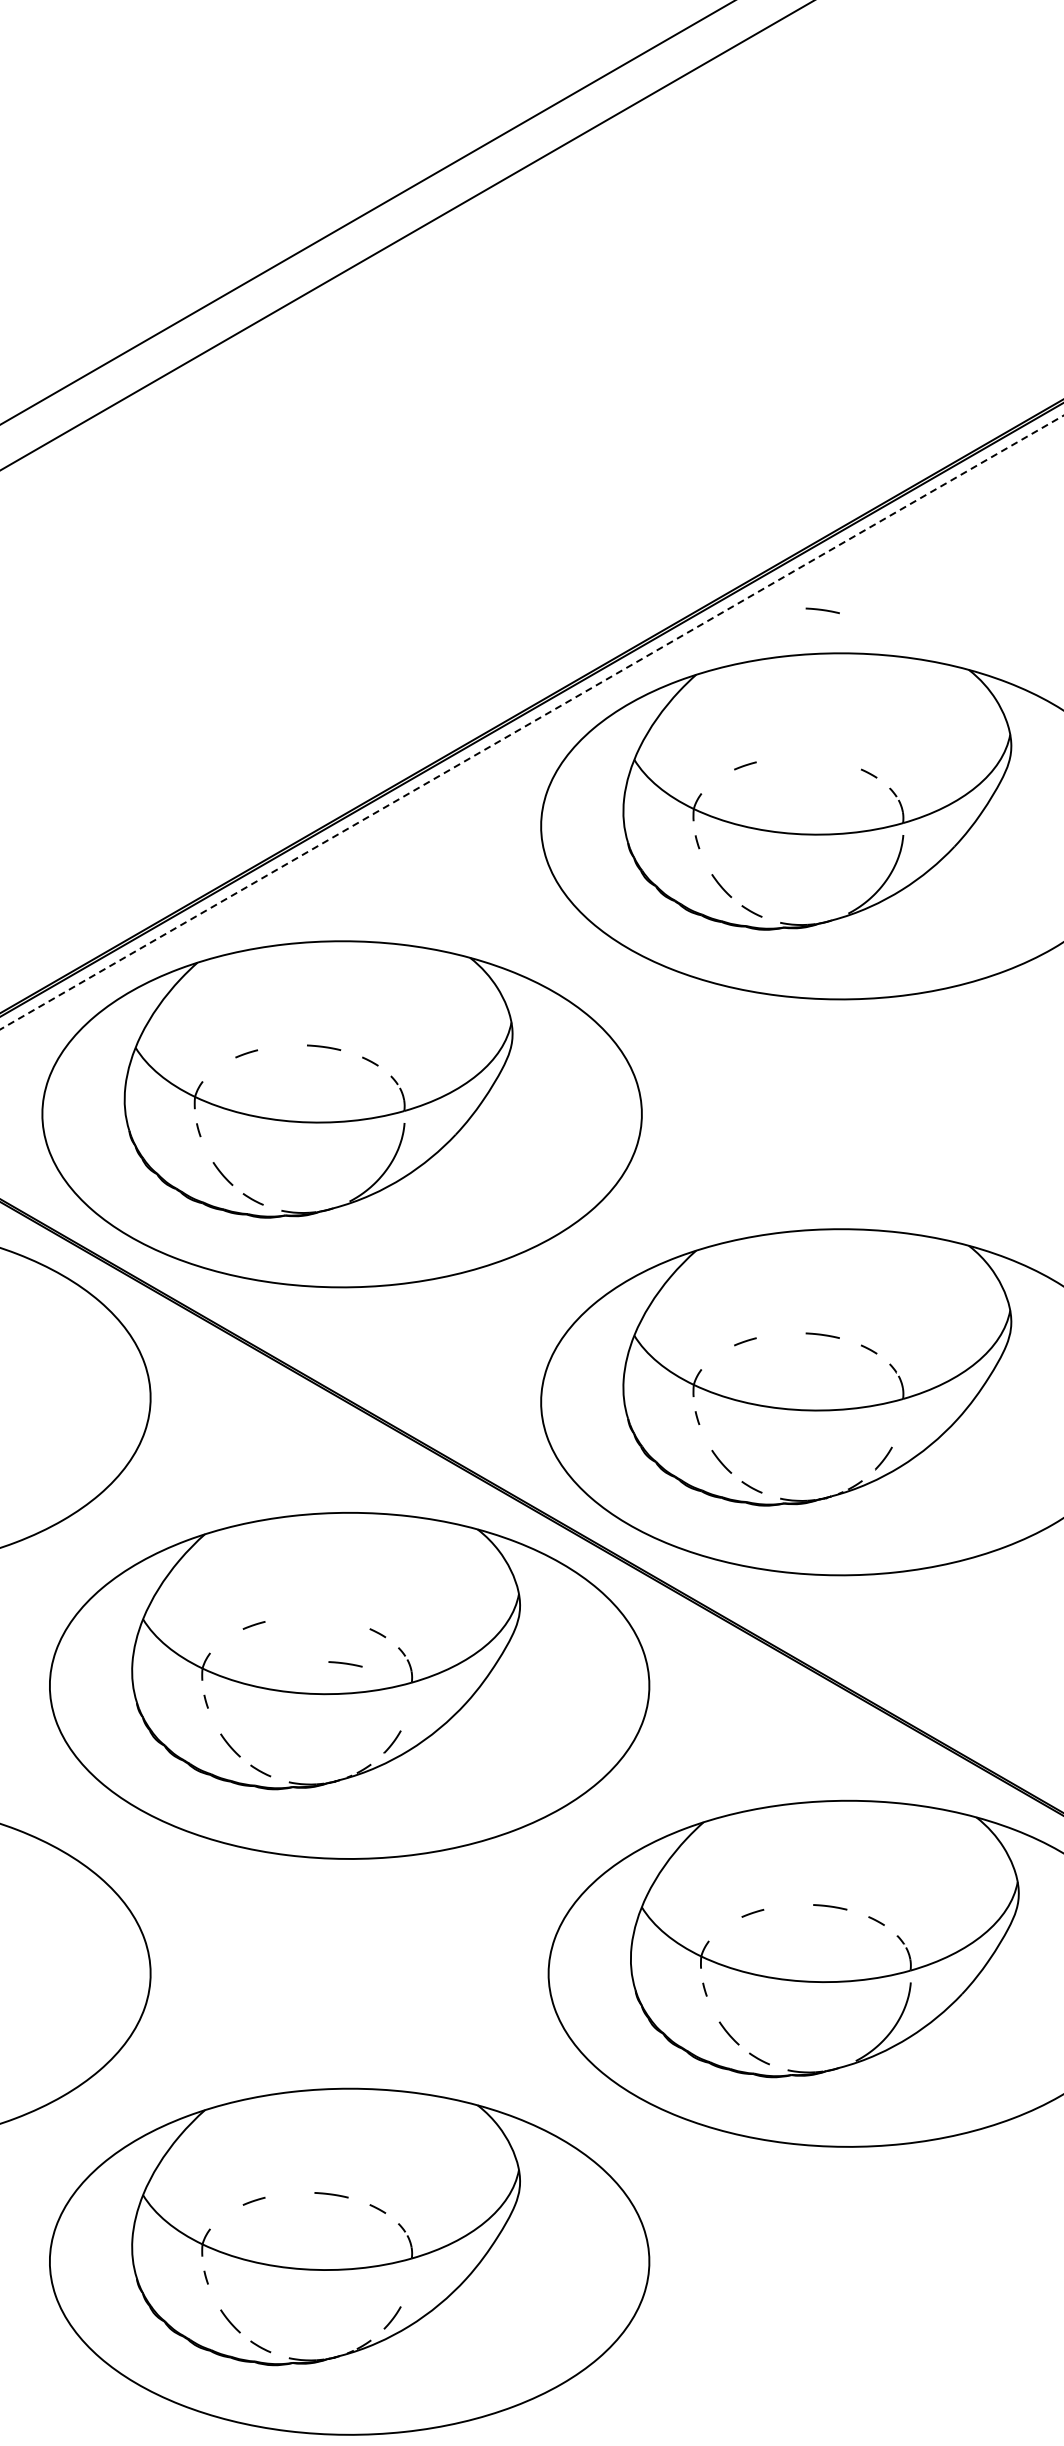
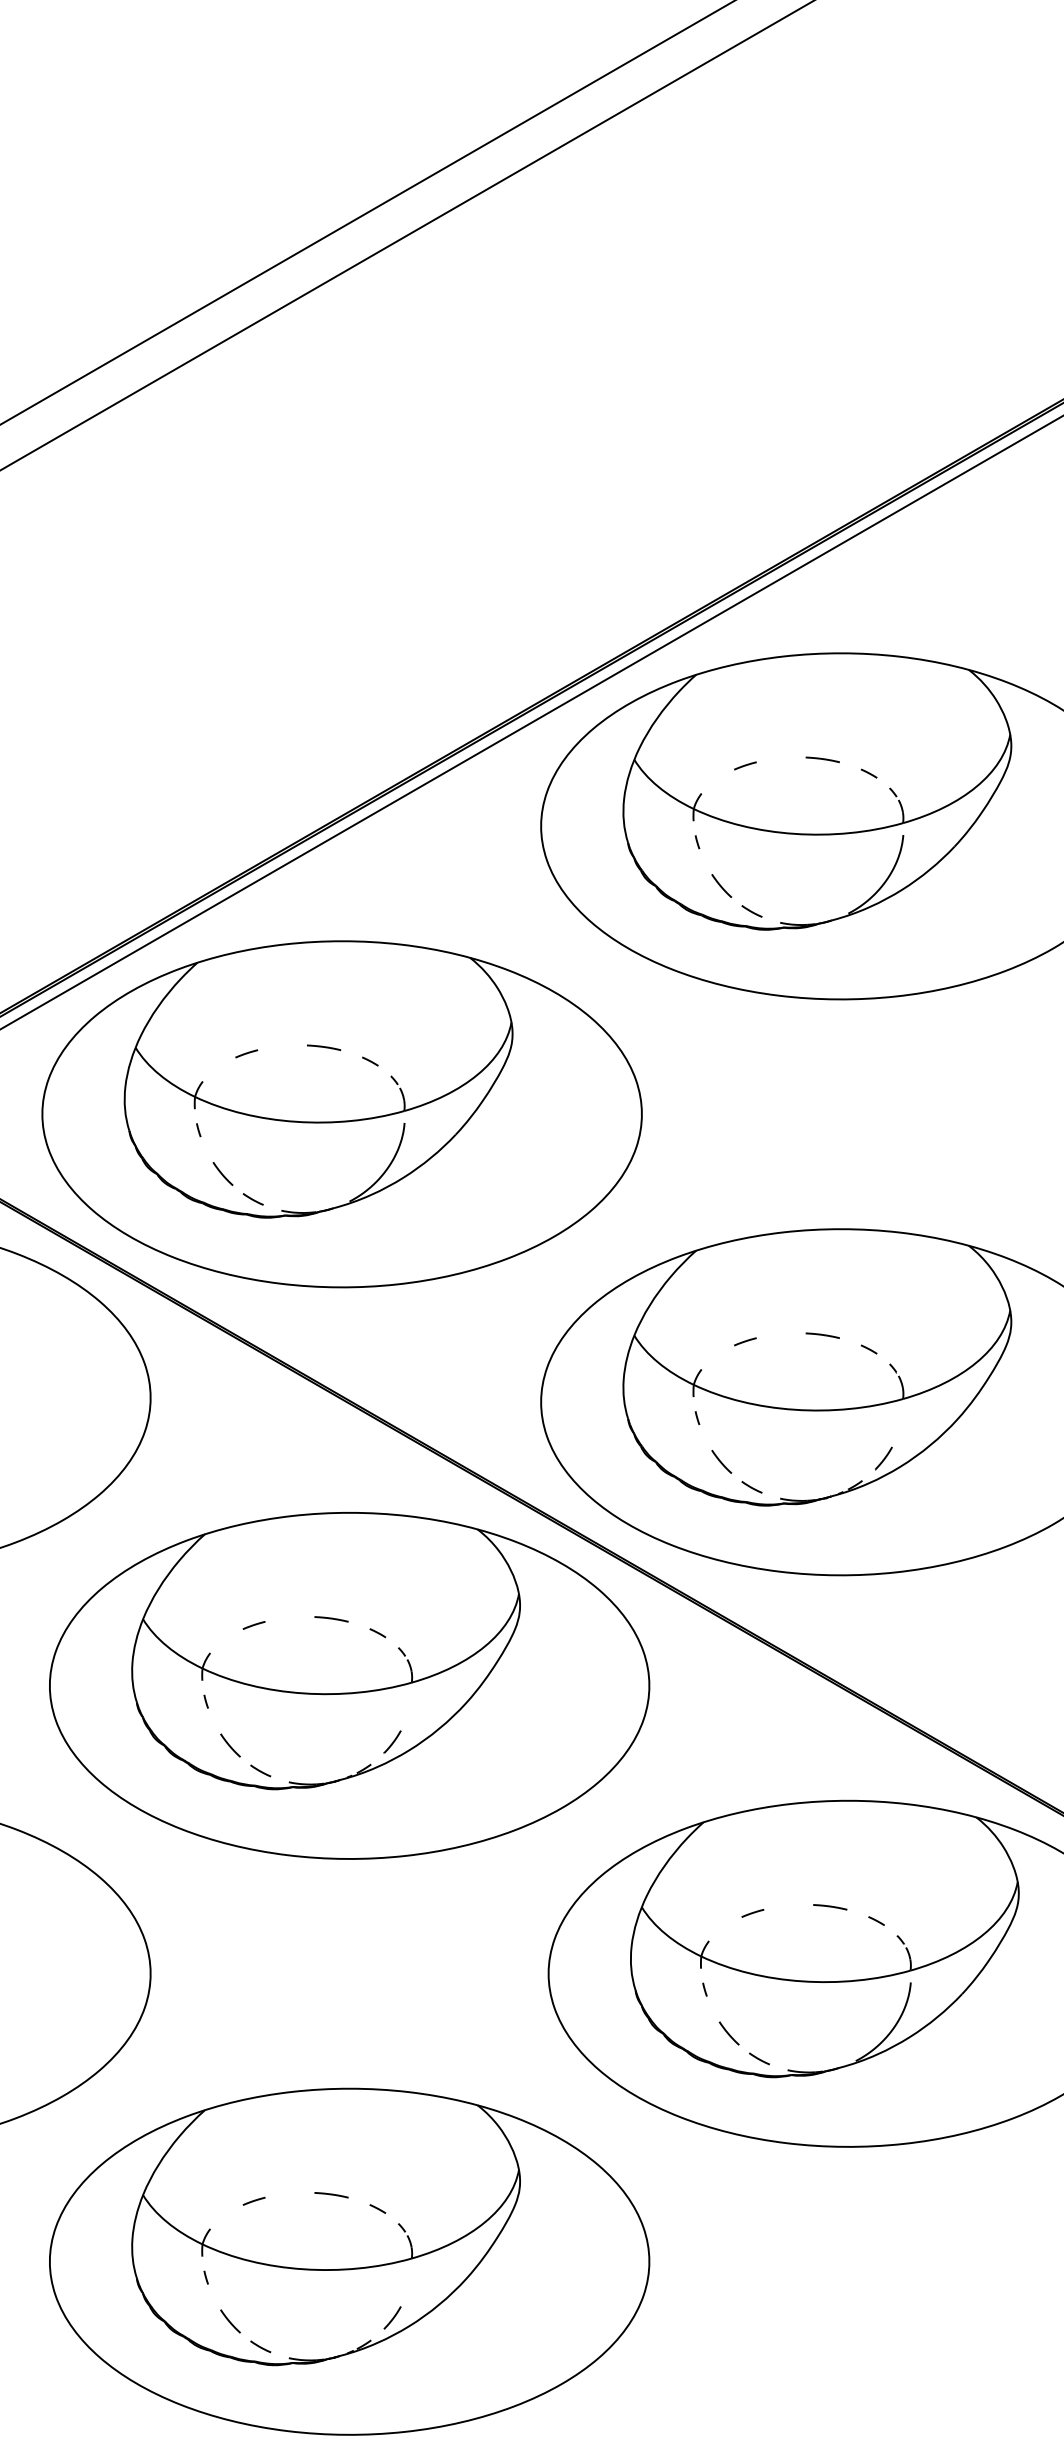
line position: (822, 610) -> (822, 759) (822, 759)
line: dashed -> solid (532, 722)
line position: (345, 1664) -> (331, 1619) (331, 1619)
